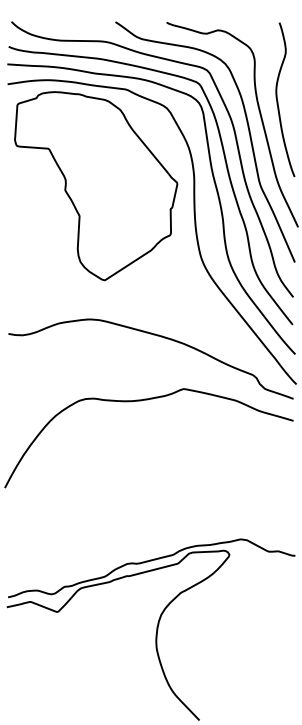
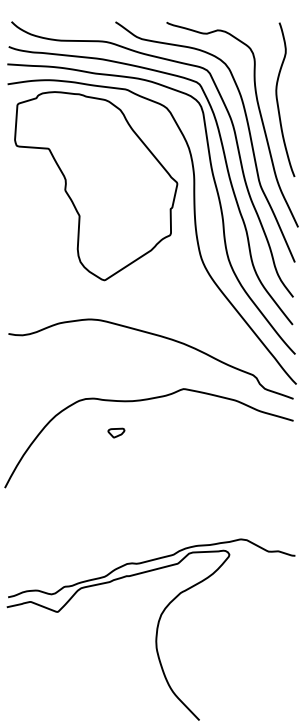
part: none -> present (116, 432)
